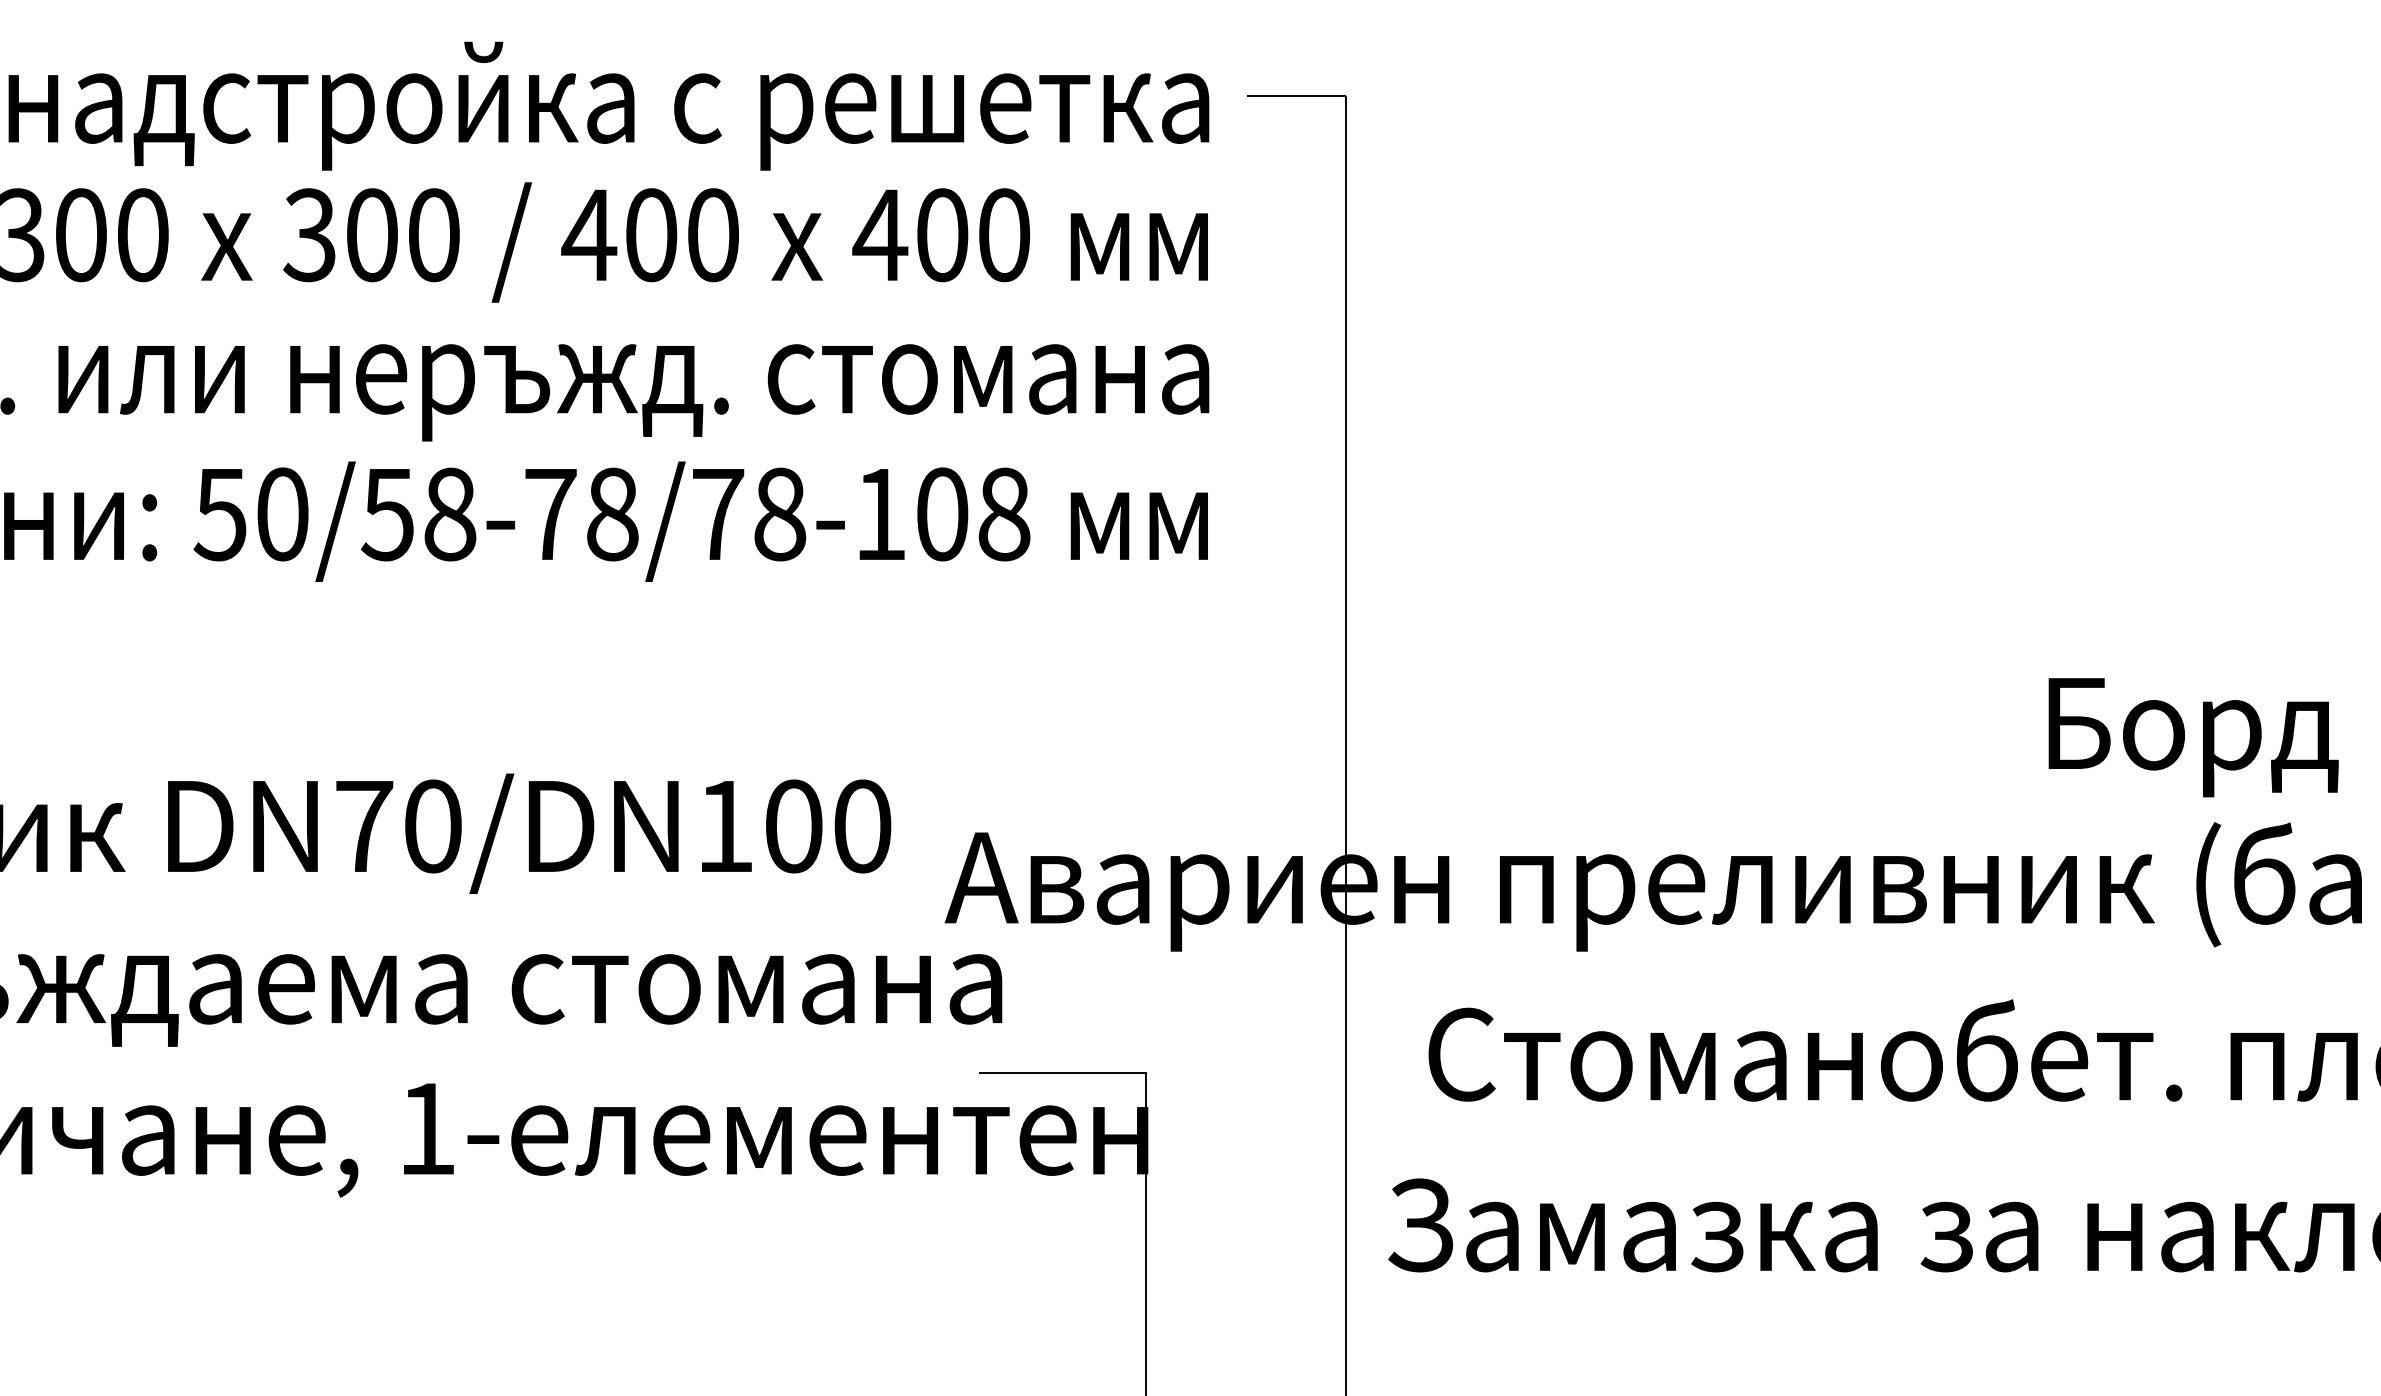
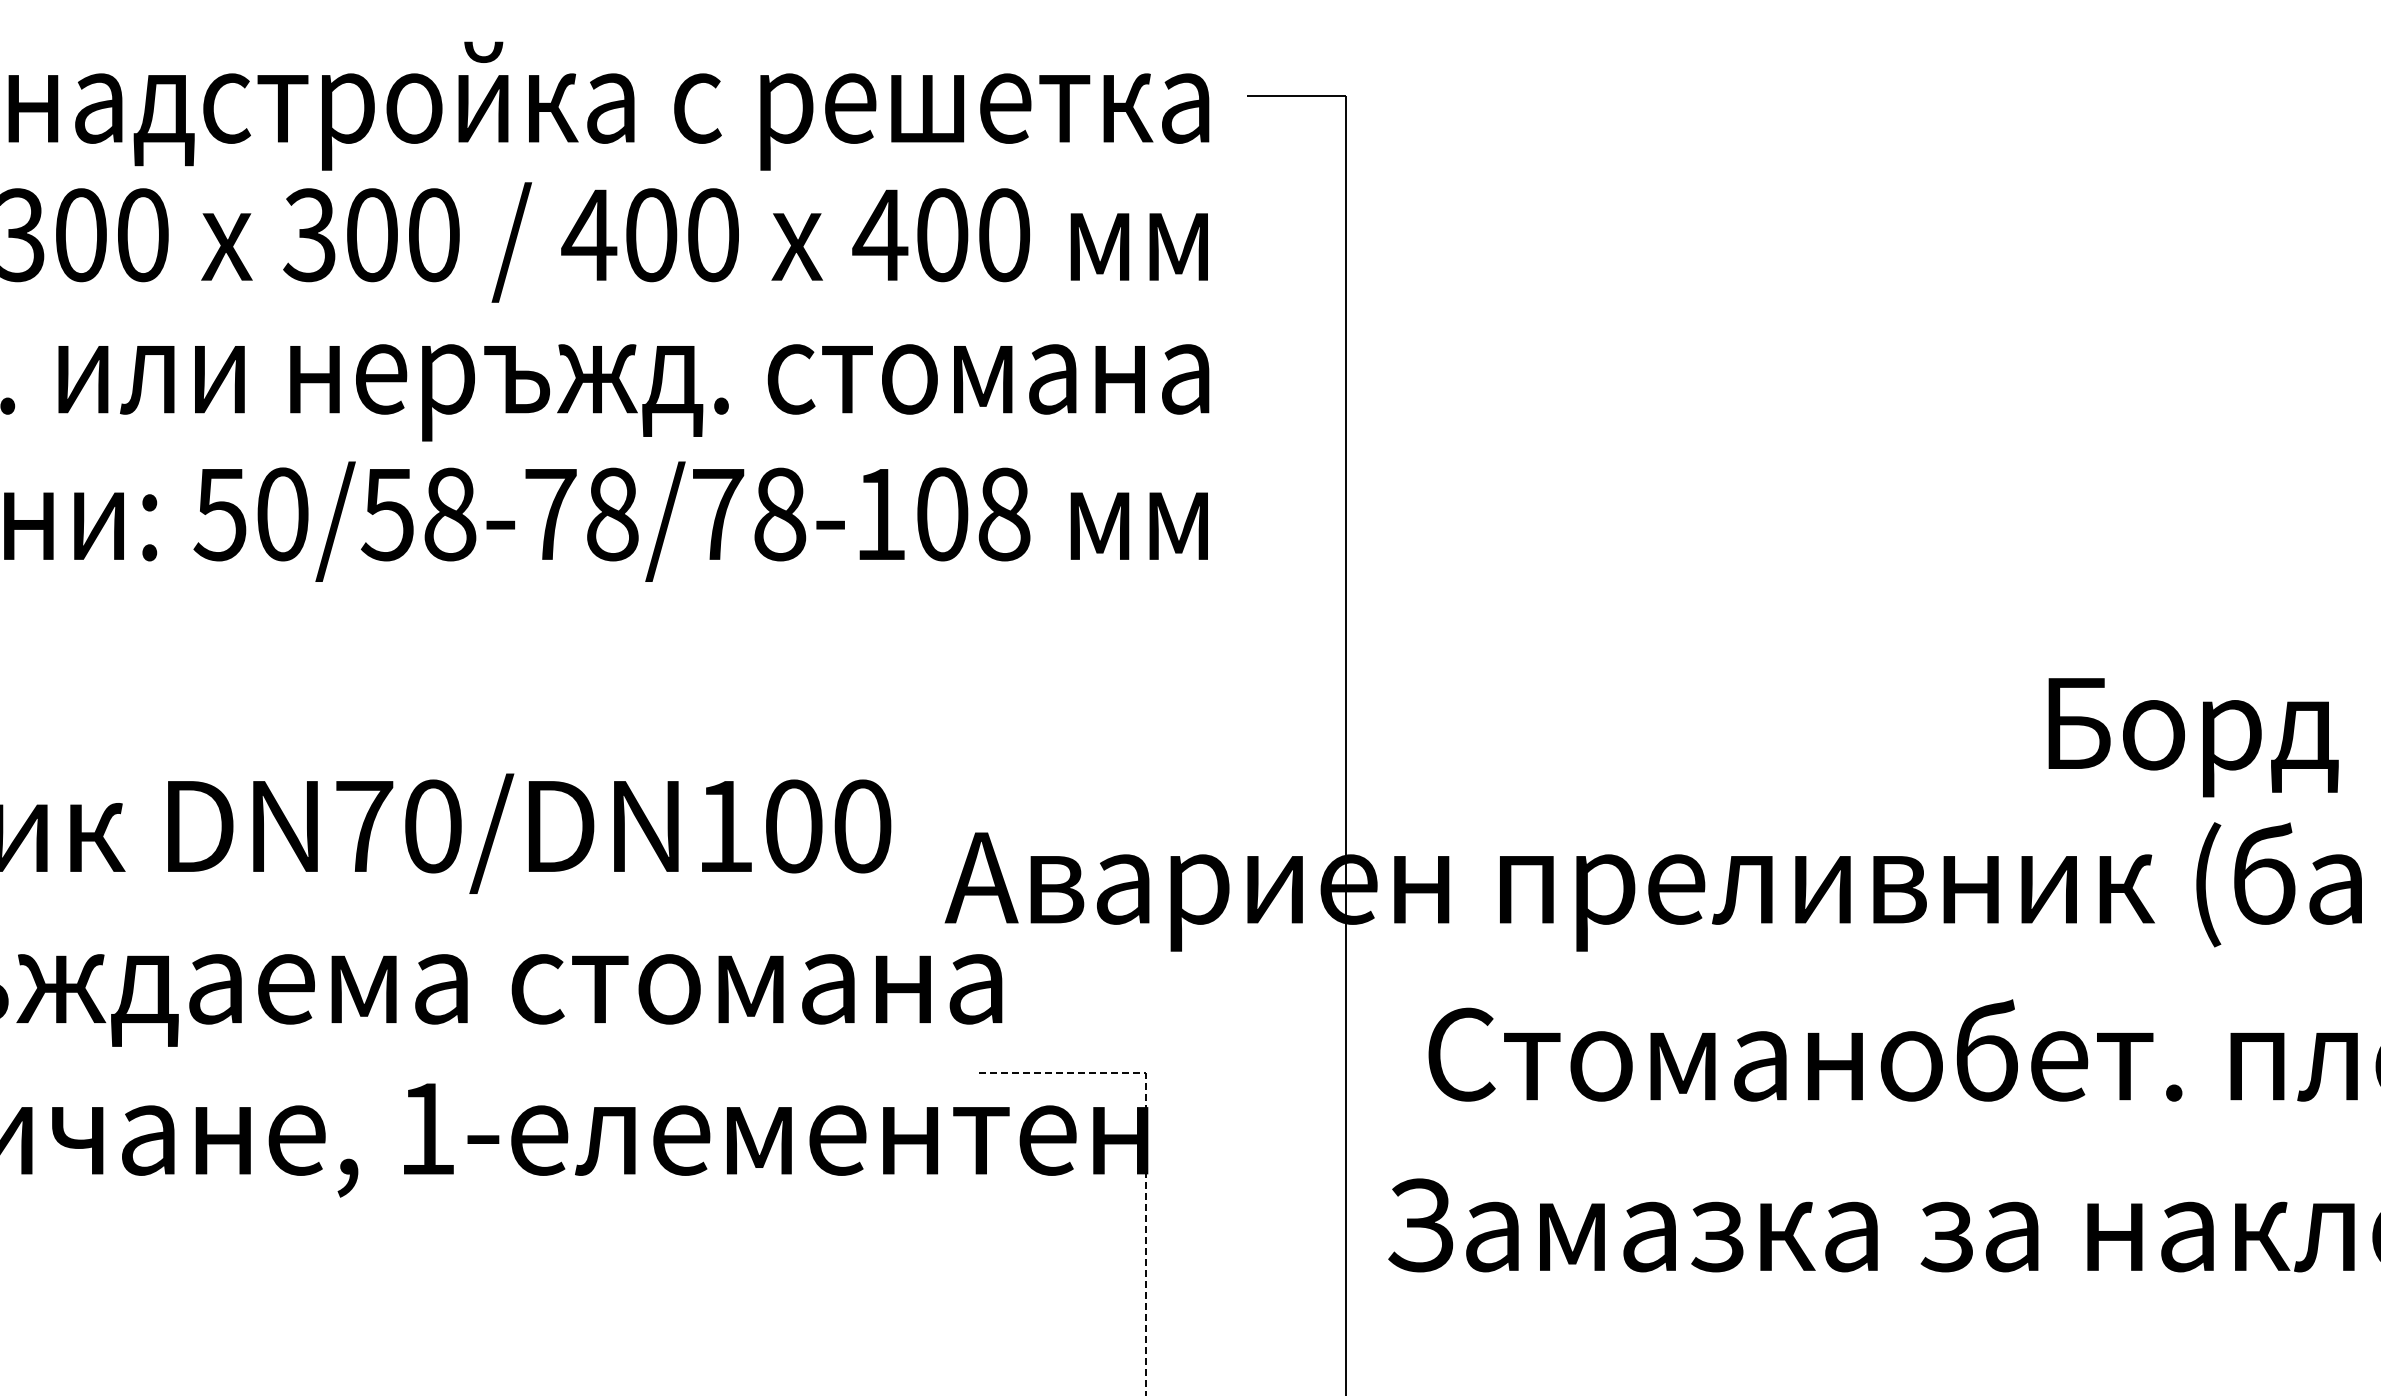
line: solid -> dashed (1145, 1150)
